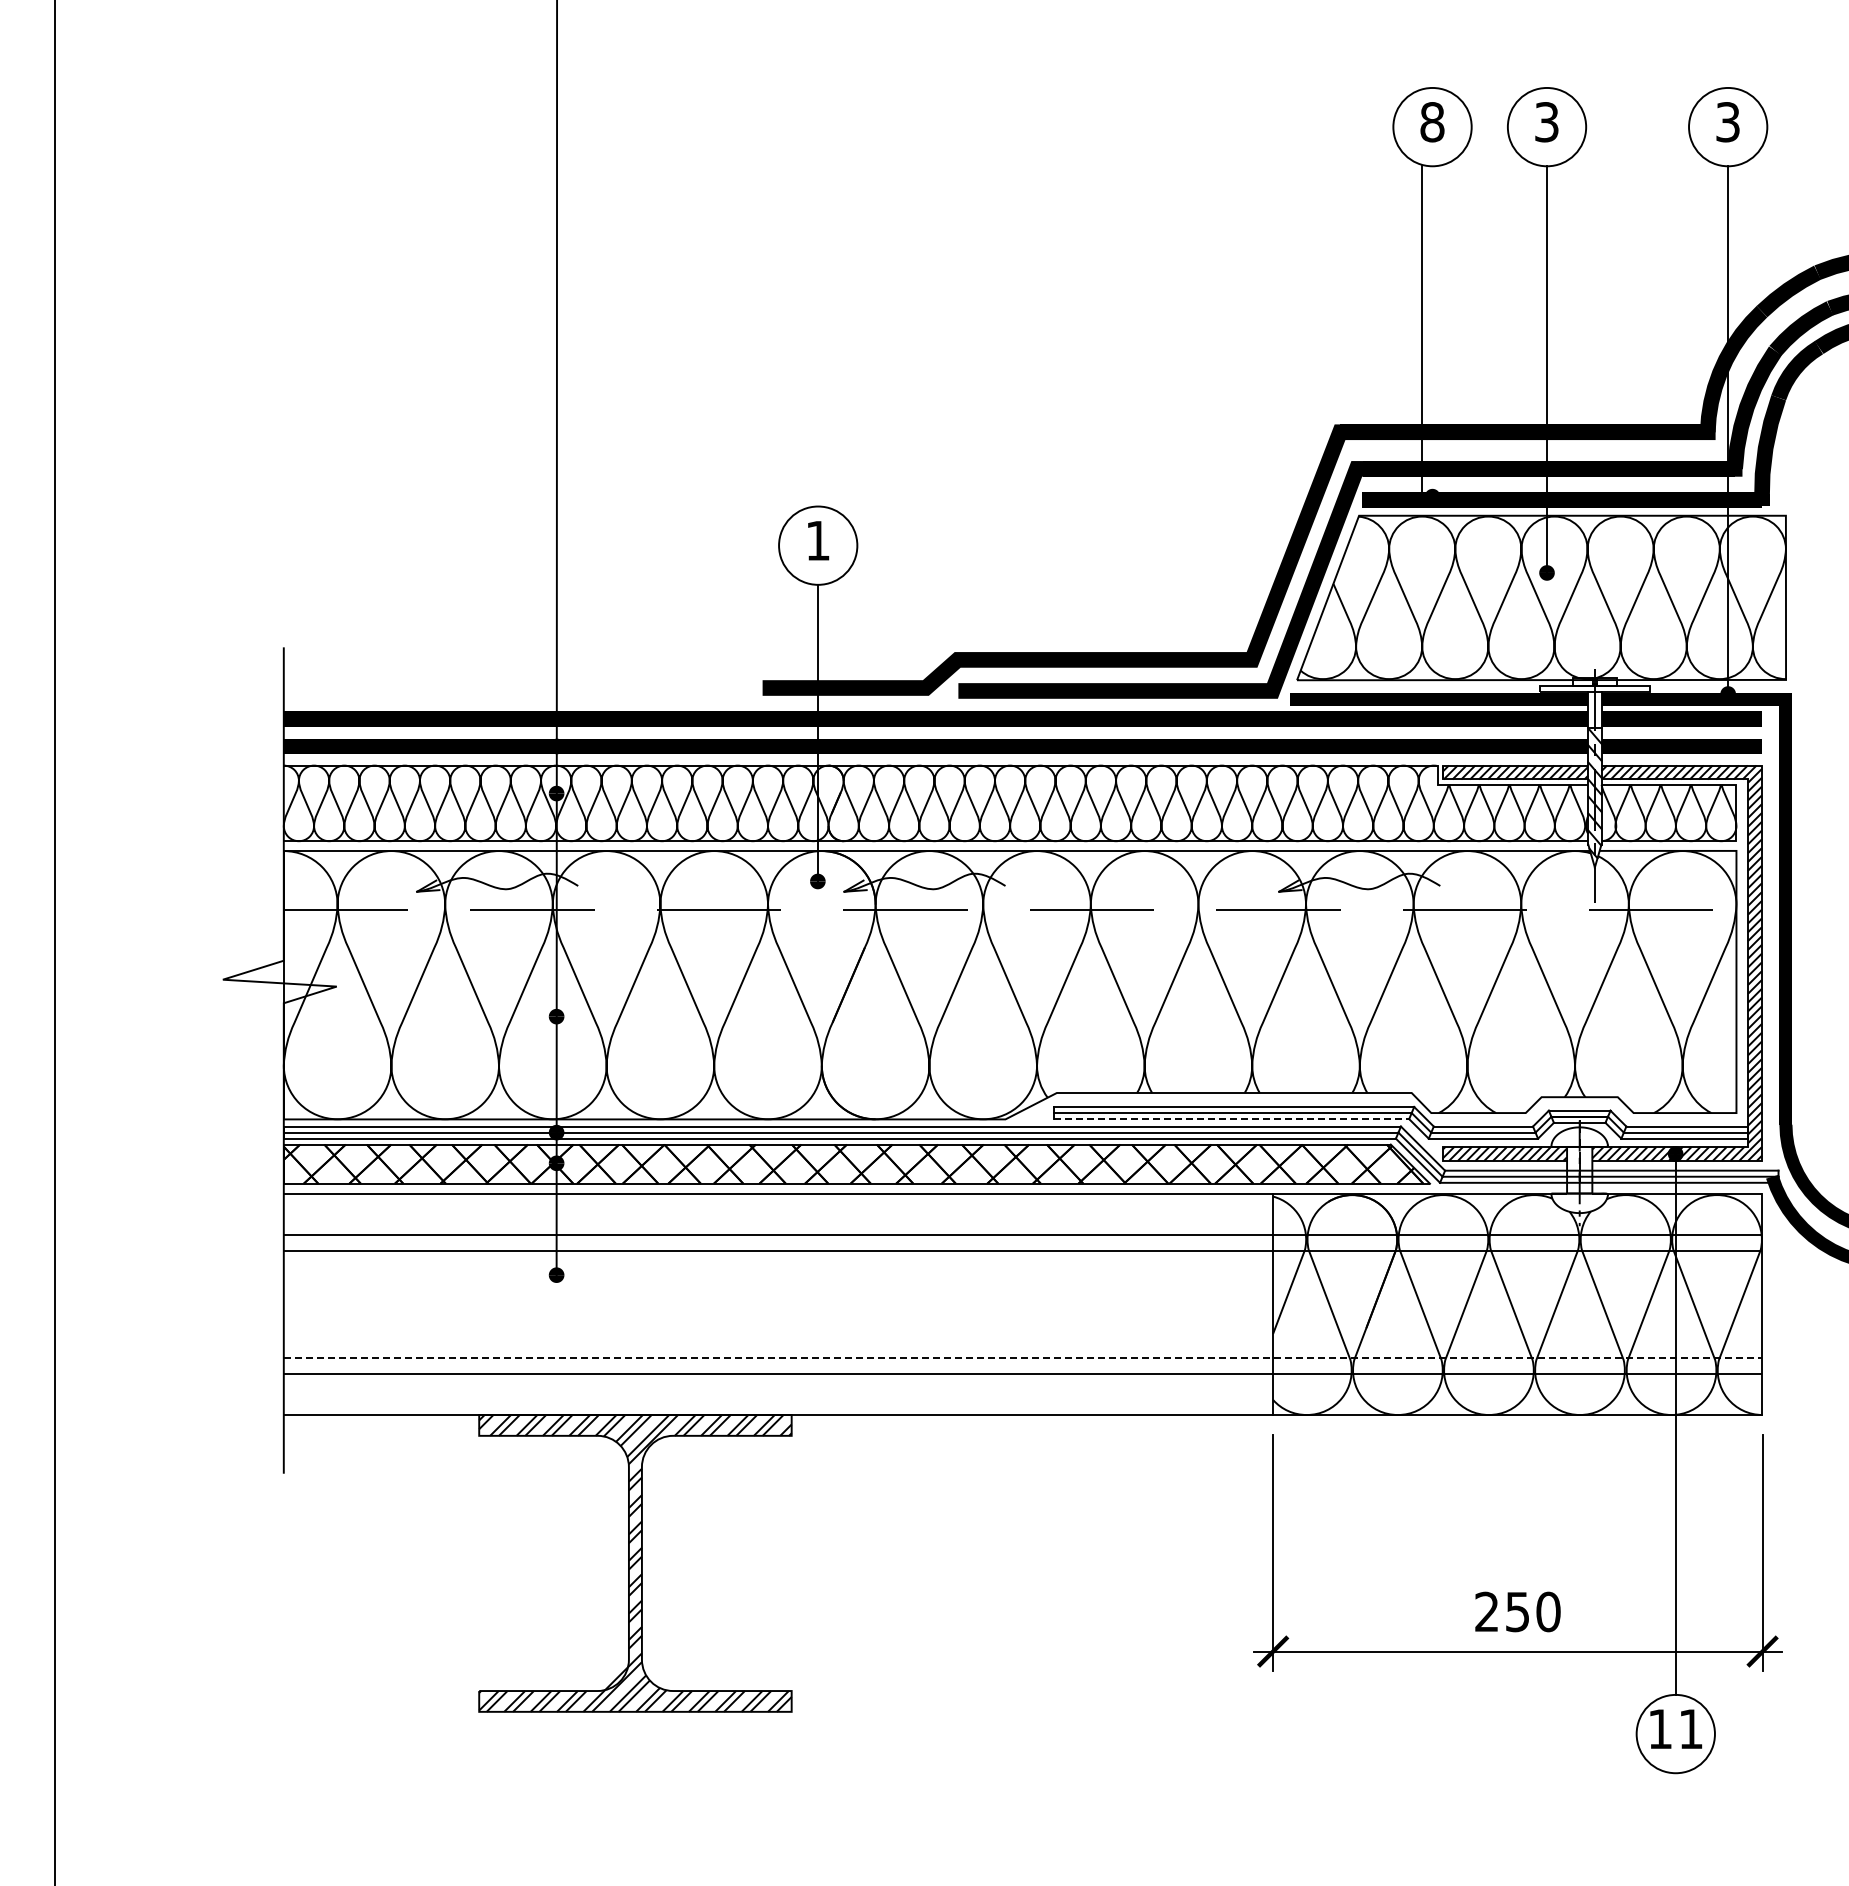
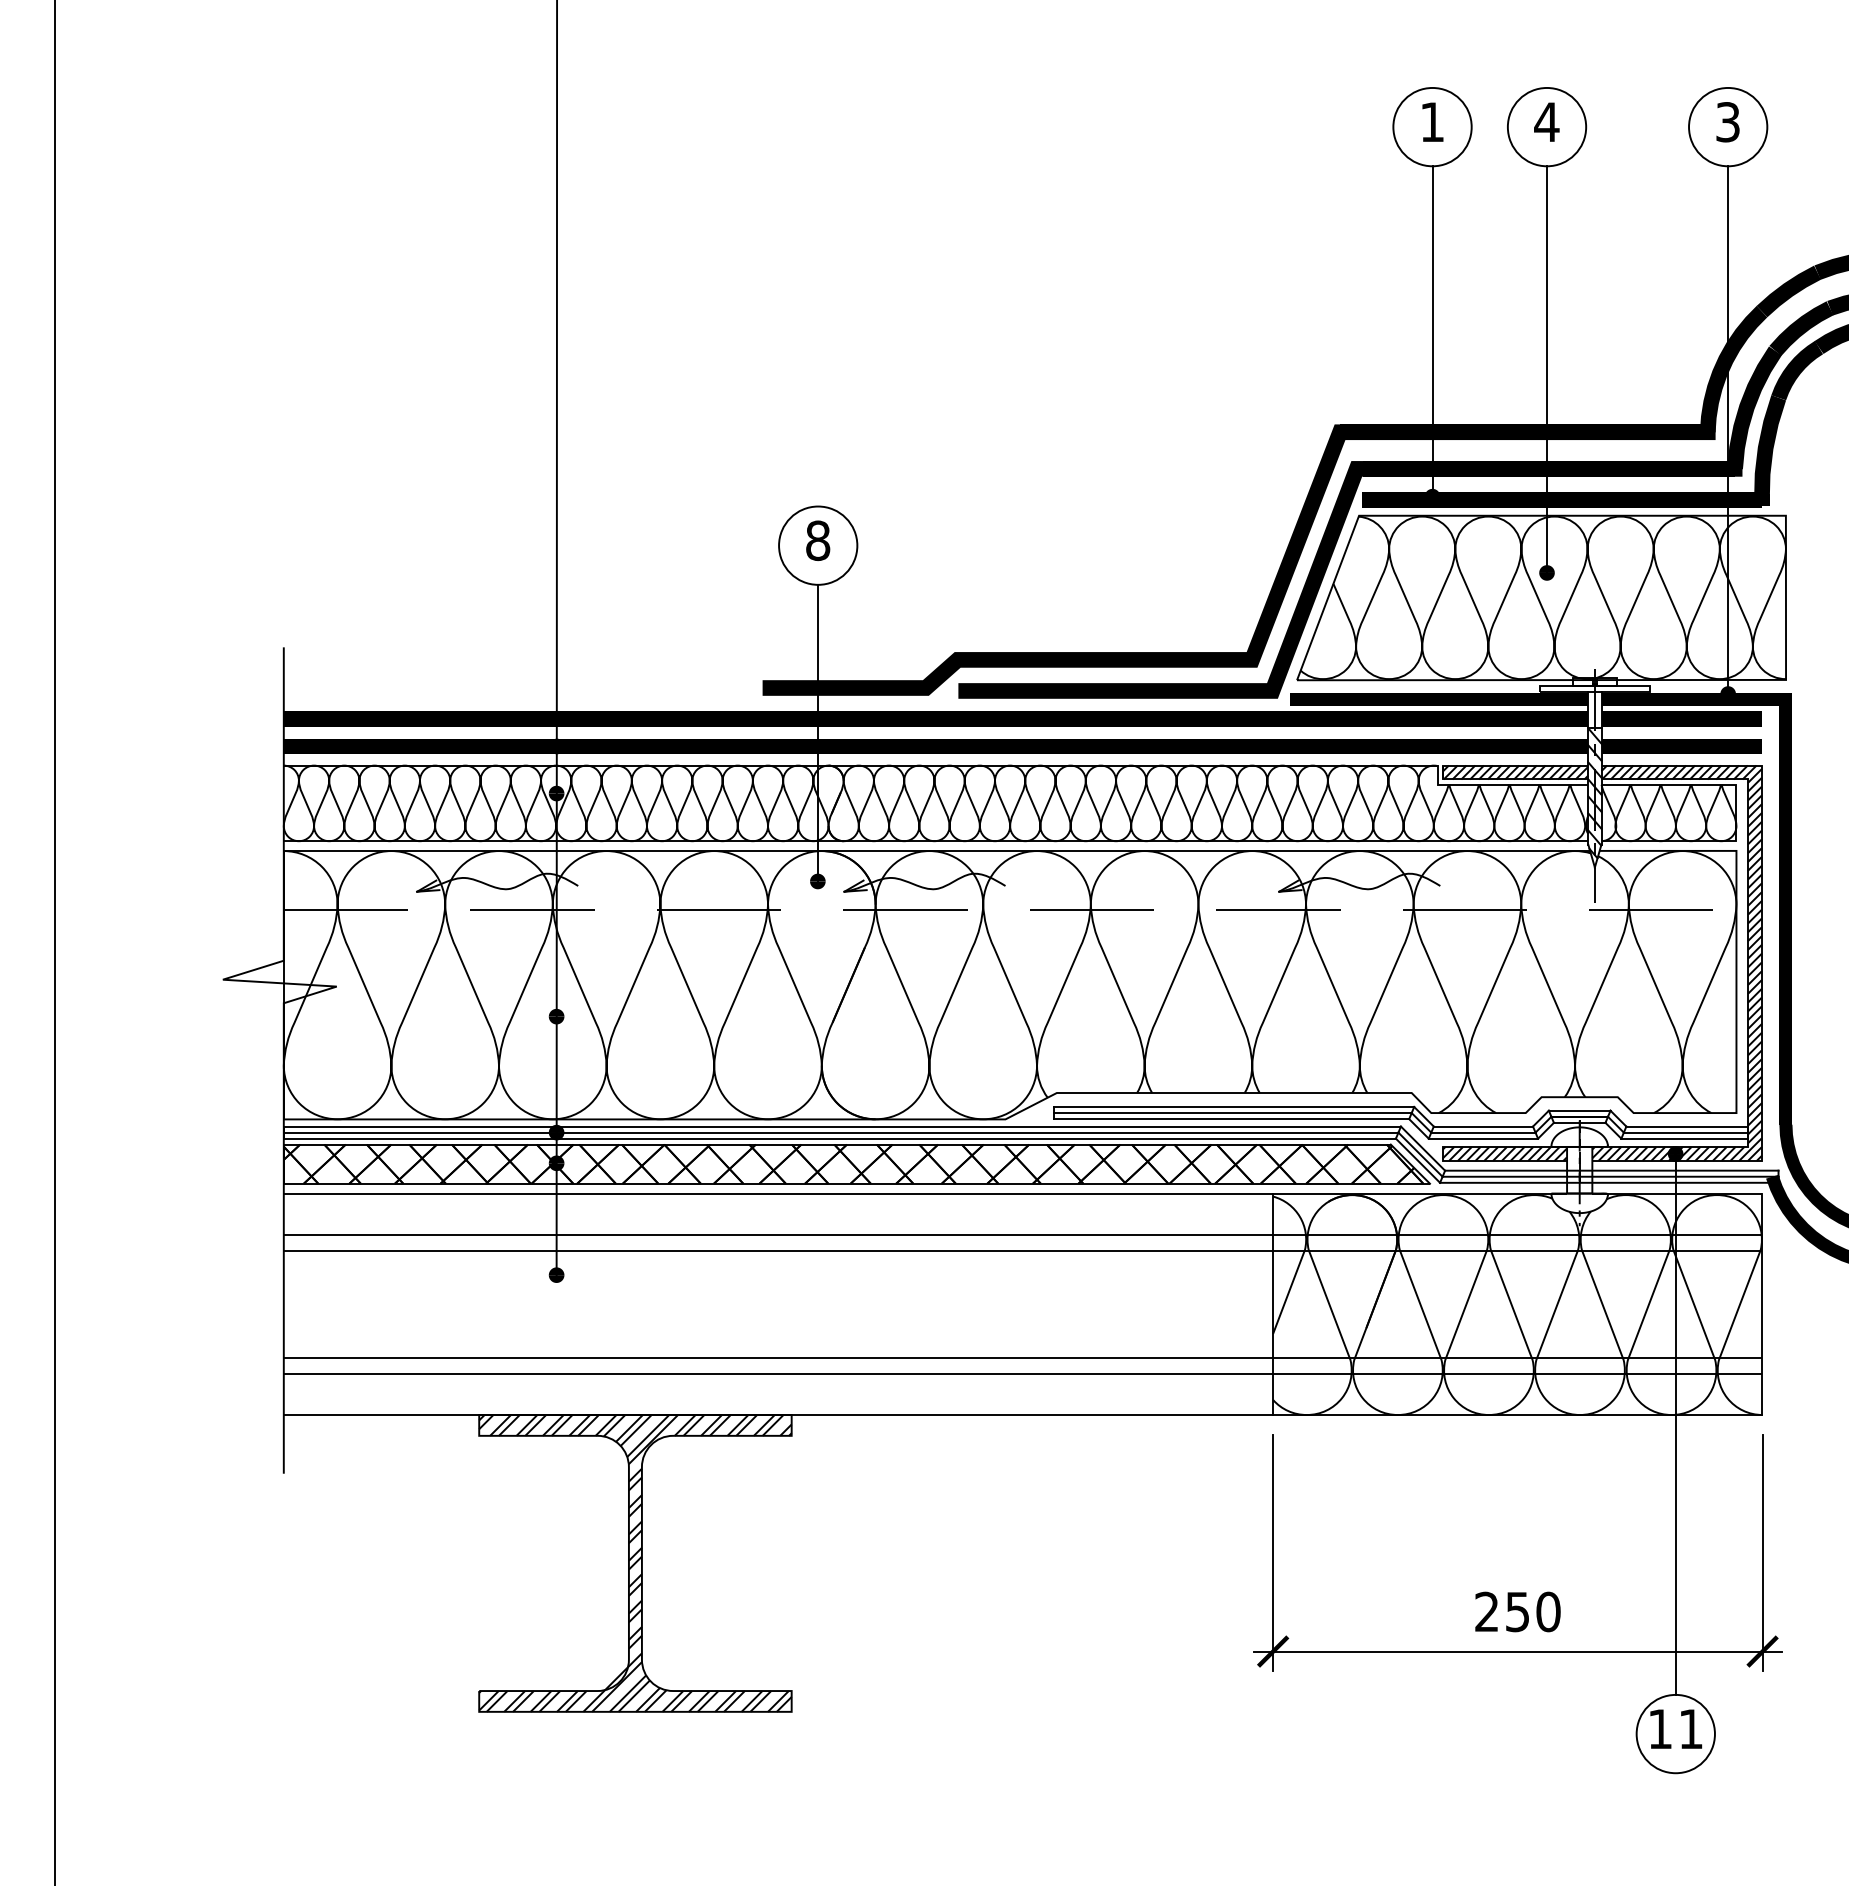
text: 8 -> 1 (1432, 122)
text: 3 -> 4 (1546, 122)
line position: (1421, 331) -> (1432, 331) (1432, 331)
text: 1 -> 8 (818, 540)
line: dashed -> solid (1231, 1119)
line: dashed -> solid (1023, 1357)
